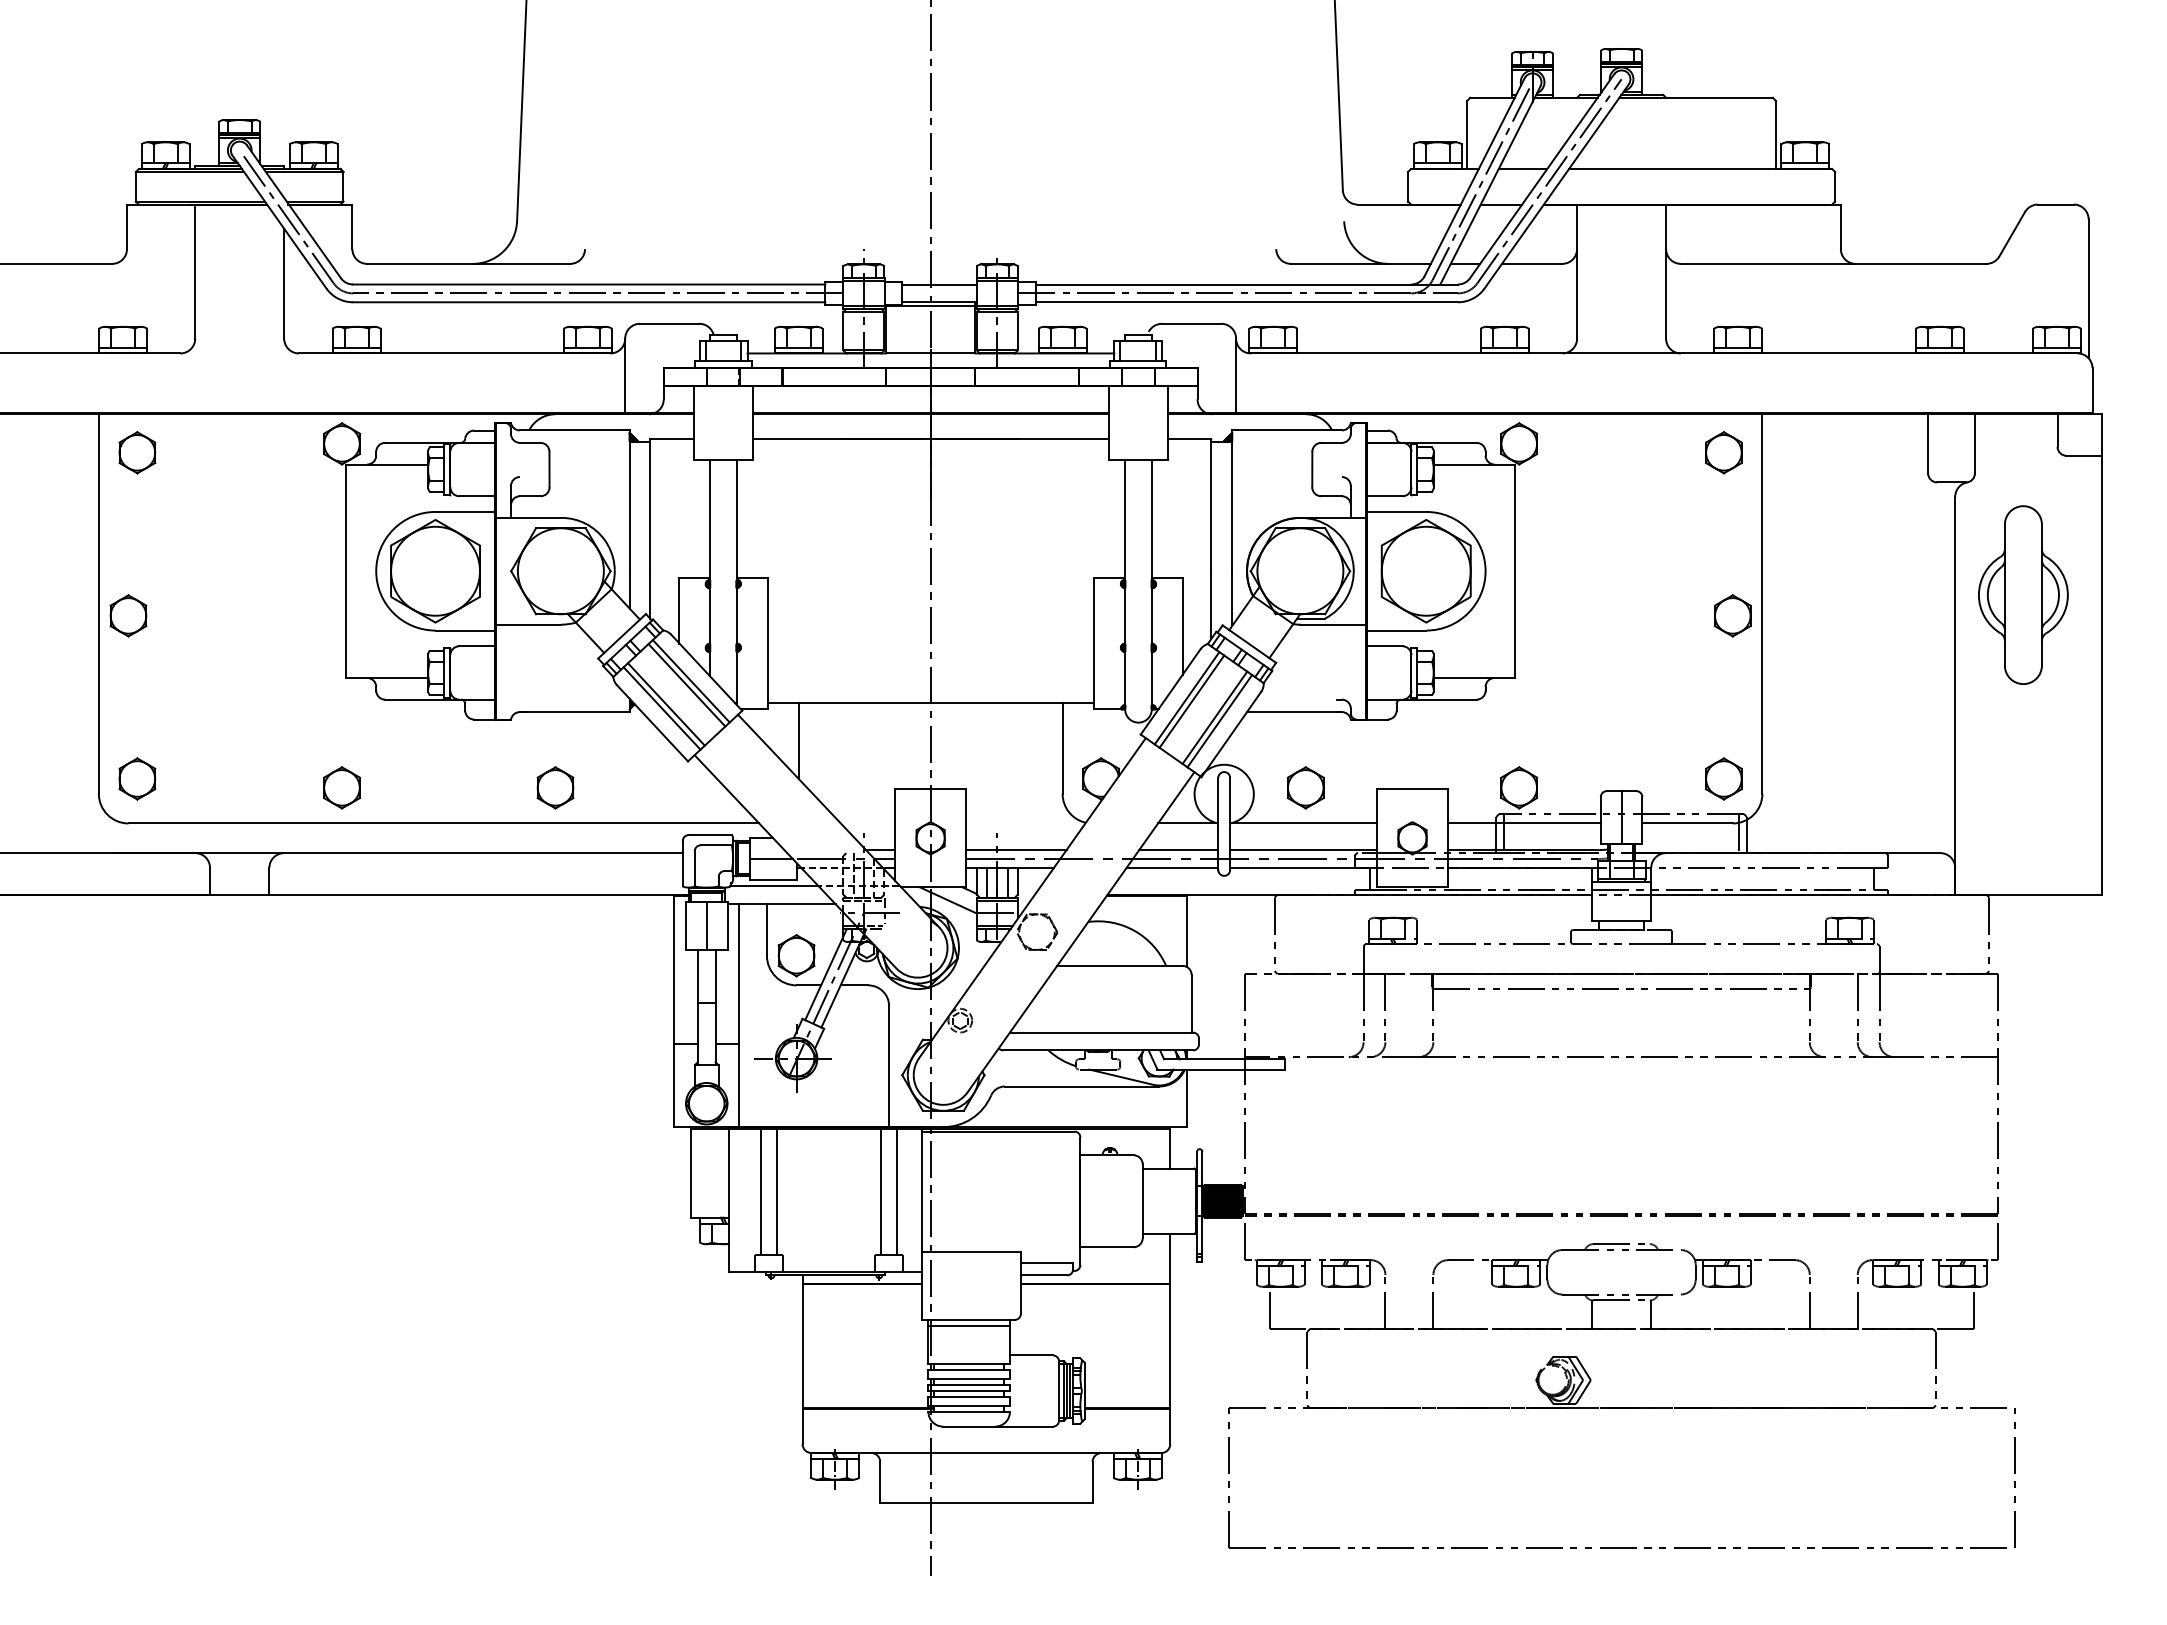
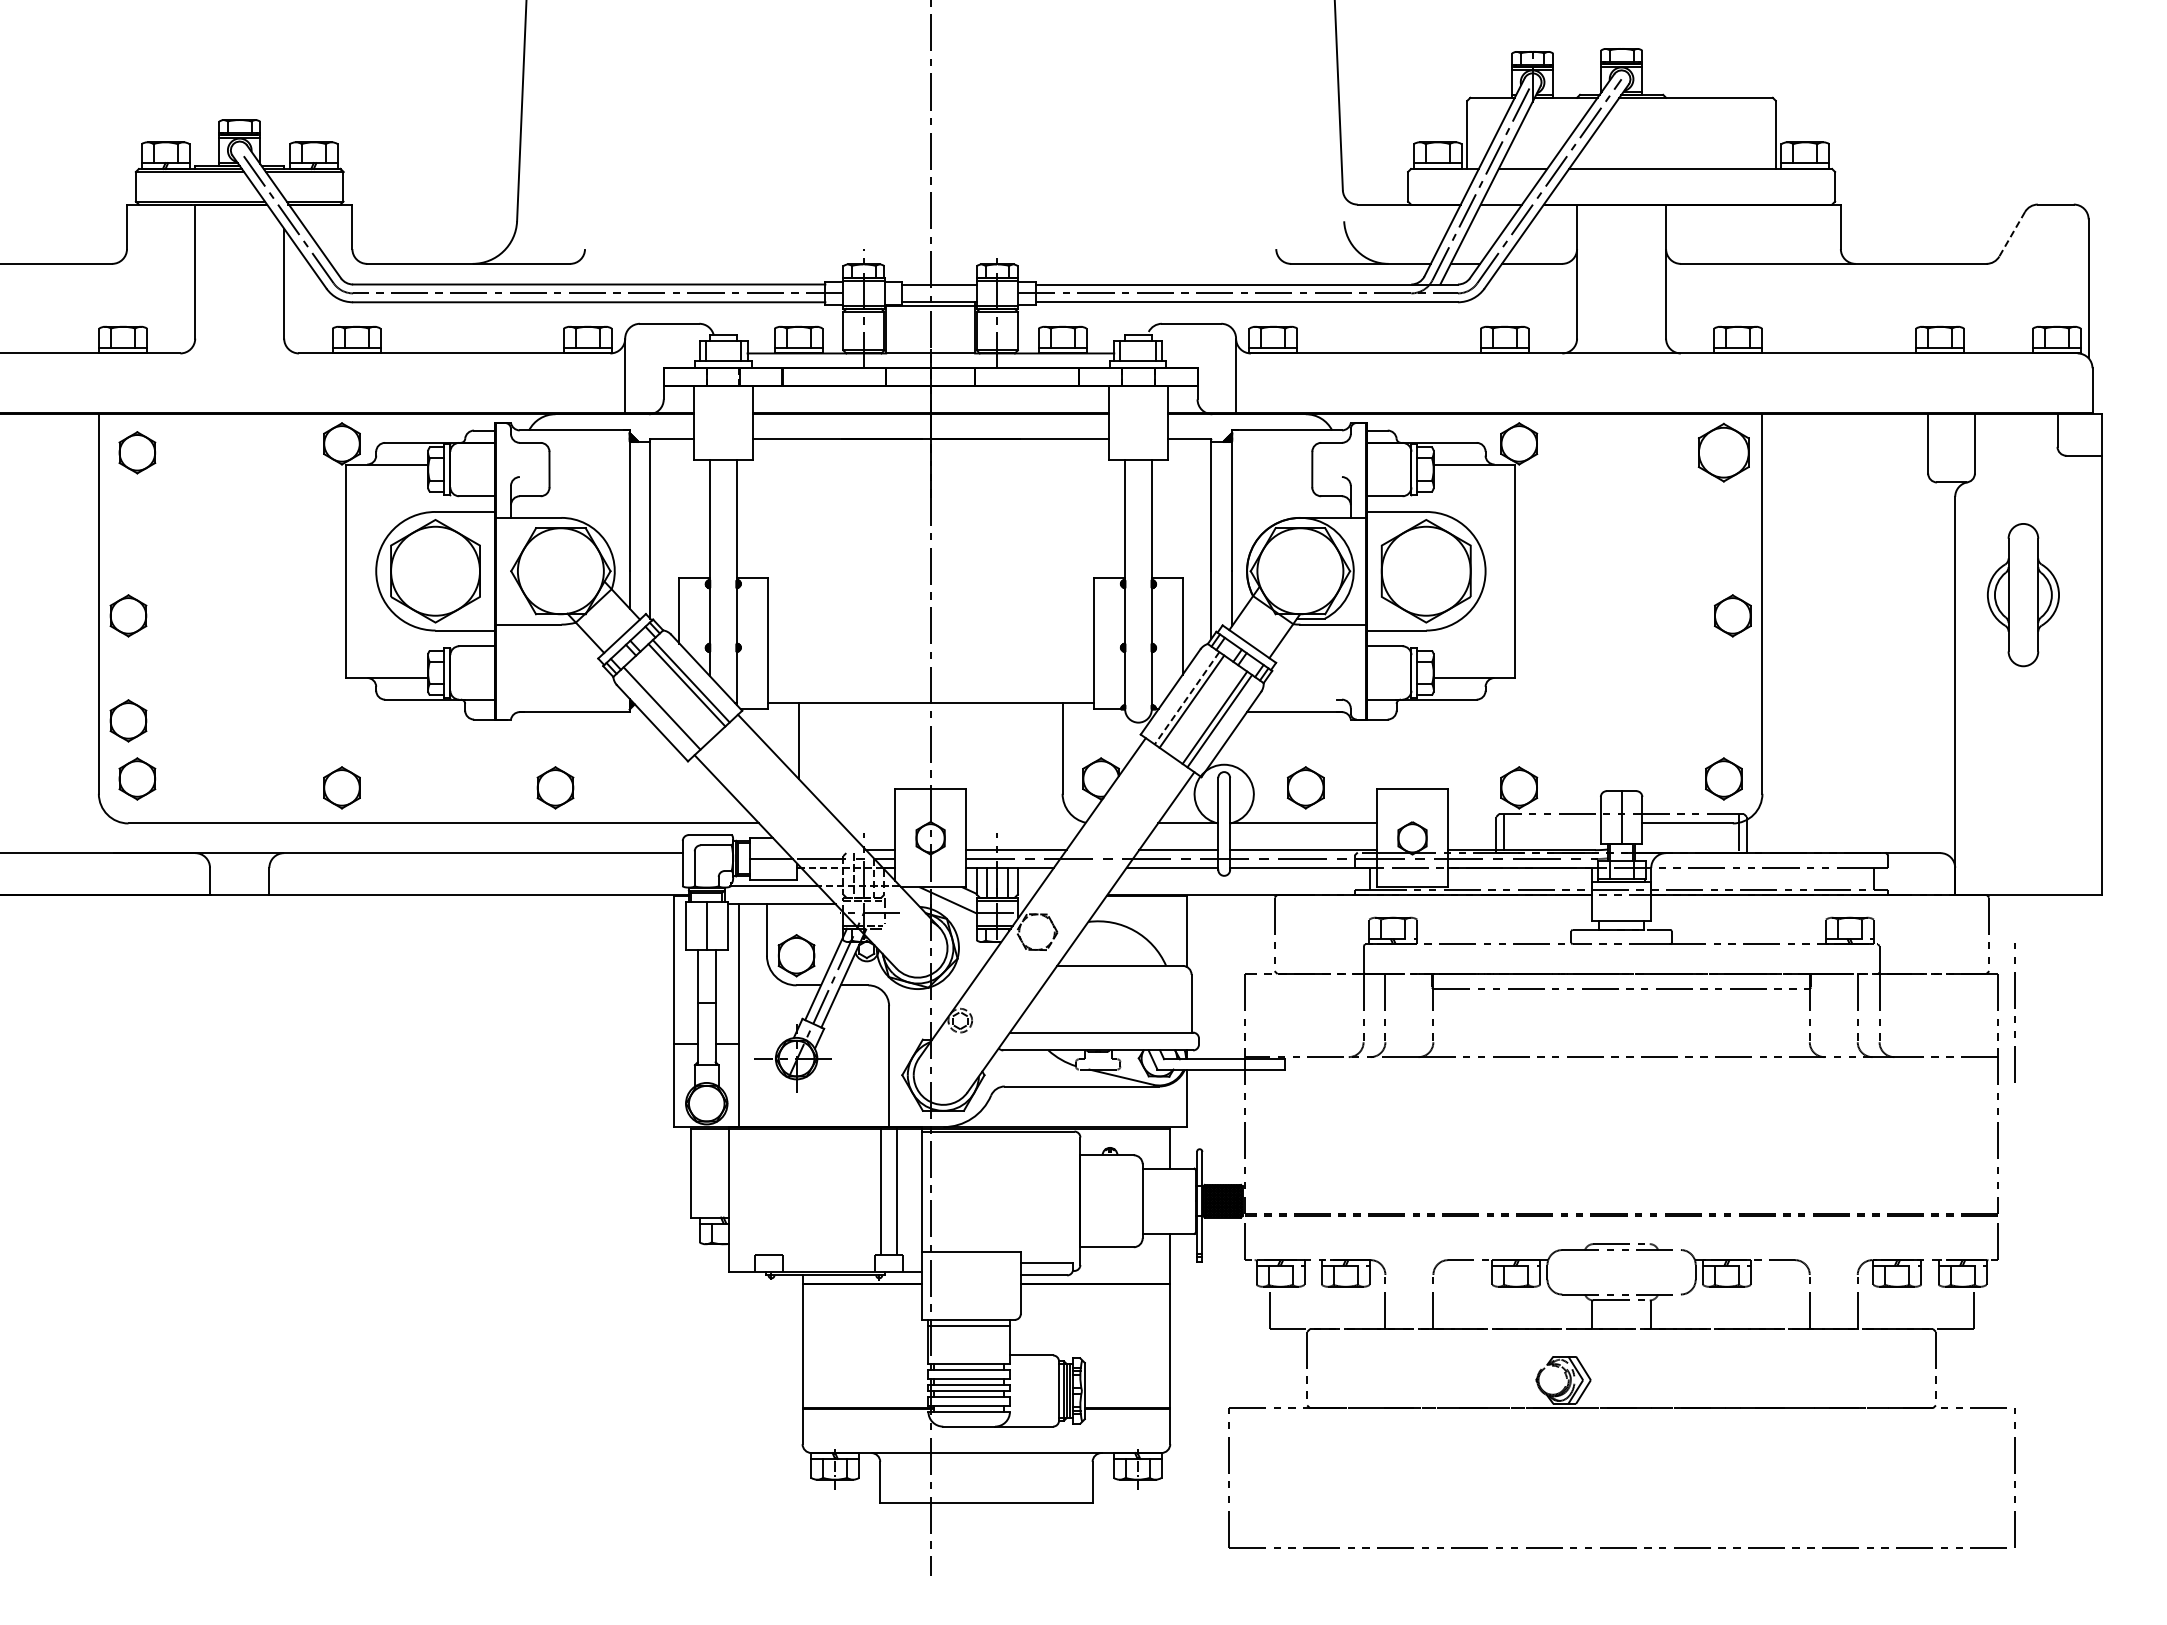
line: solid -> dashed (2012, 234)
part size: 38x44 px -> 53x61 px (1723, 452)
part size: 91x180 px -> 73x145 px (2023, 595)
line: solid -> dashed (1186, 698)
line: present -> none (666, 704)
part: none -> present (128, 720)
line: present -> none (1524, 823)
line: none -> present (2014, 1008)
line: present -> none (760, 1190)
line: present -> none (777, 1190)
